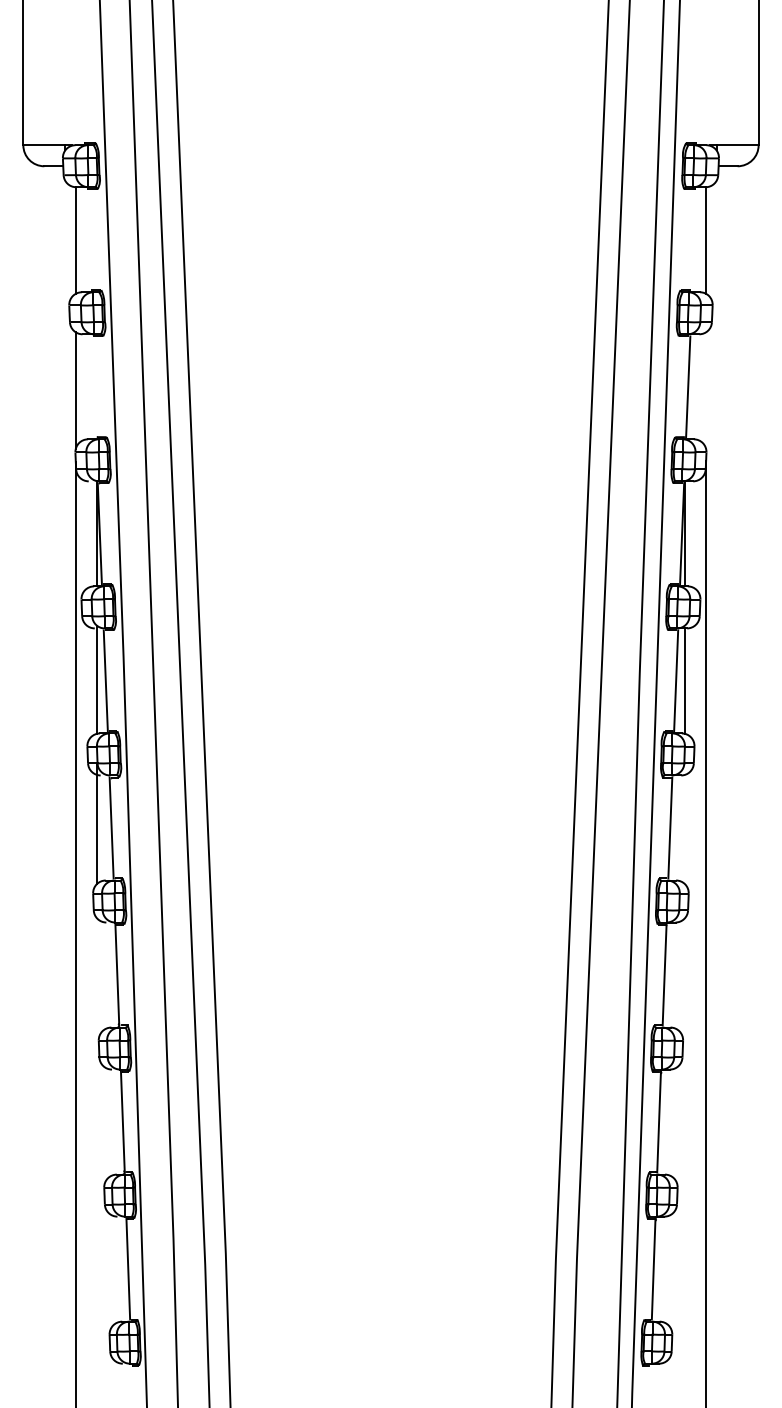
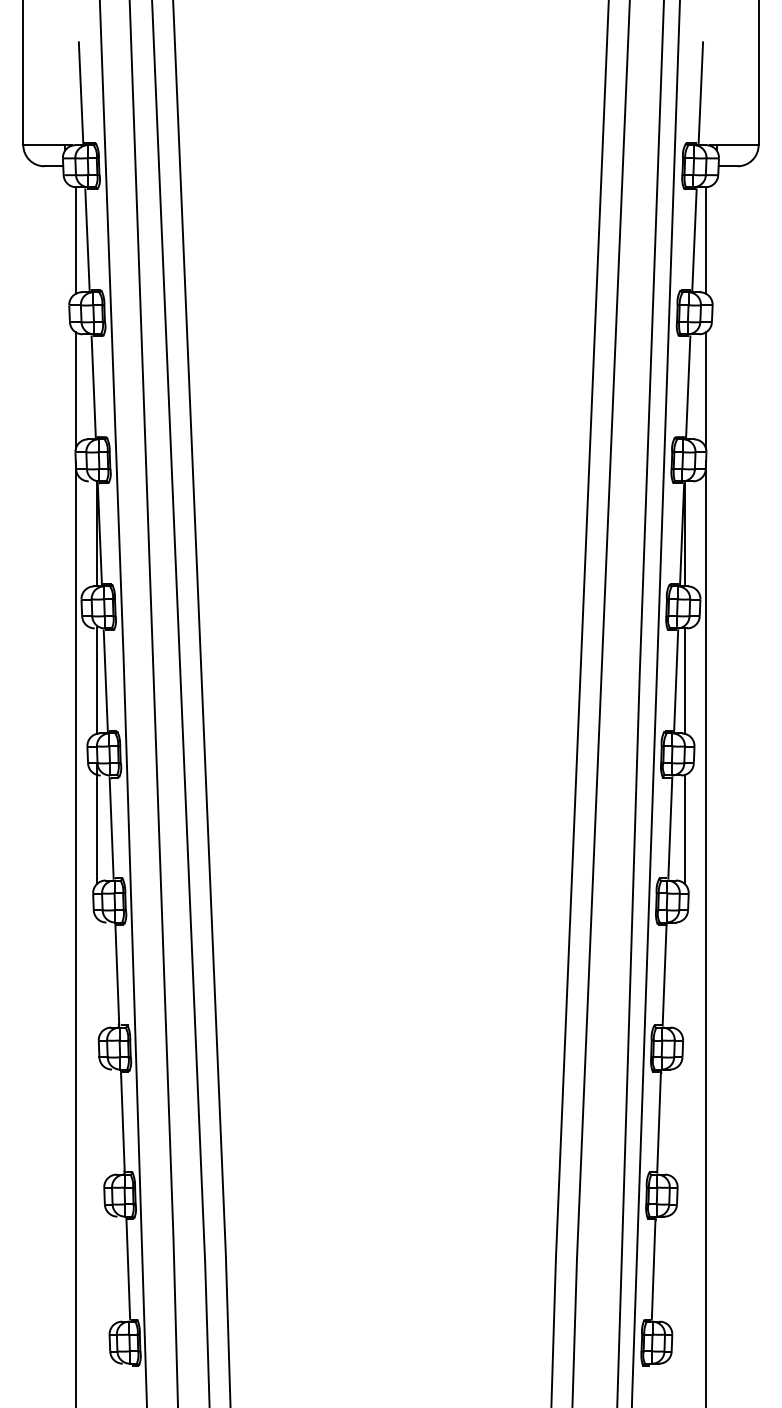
line: none -> present (80, 92)
line: none -> present (700, 92)
line: none -> present (87, 239)
line: none -> present (694, 239)
line: none -> present (93, 386)
line: none -> present (706, 390)
line: none -> present (685, 829)
